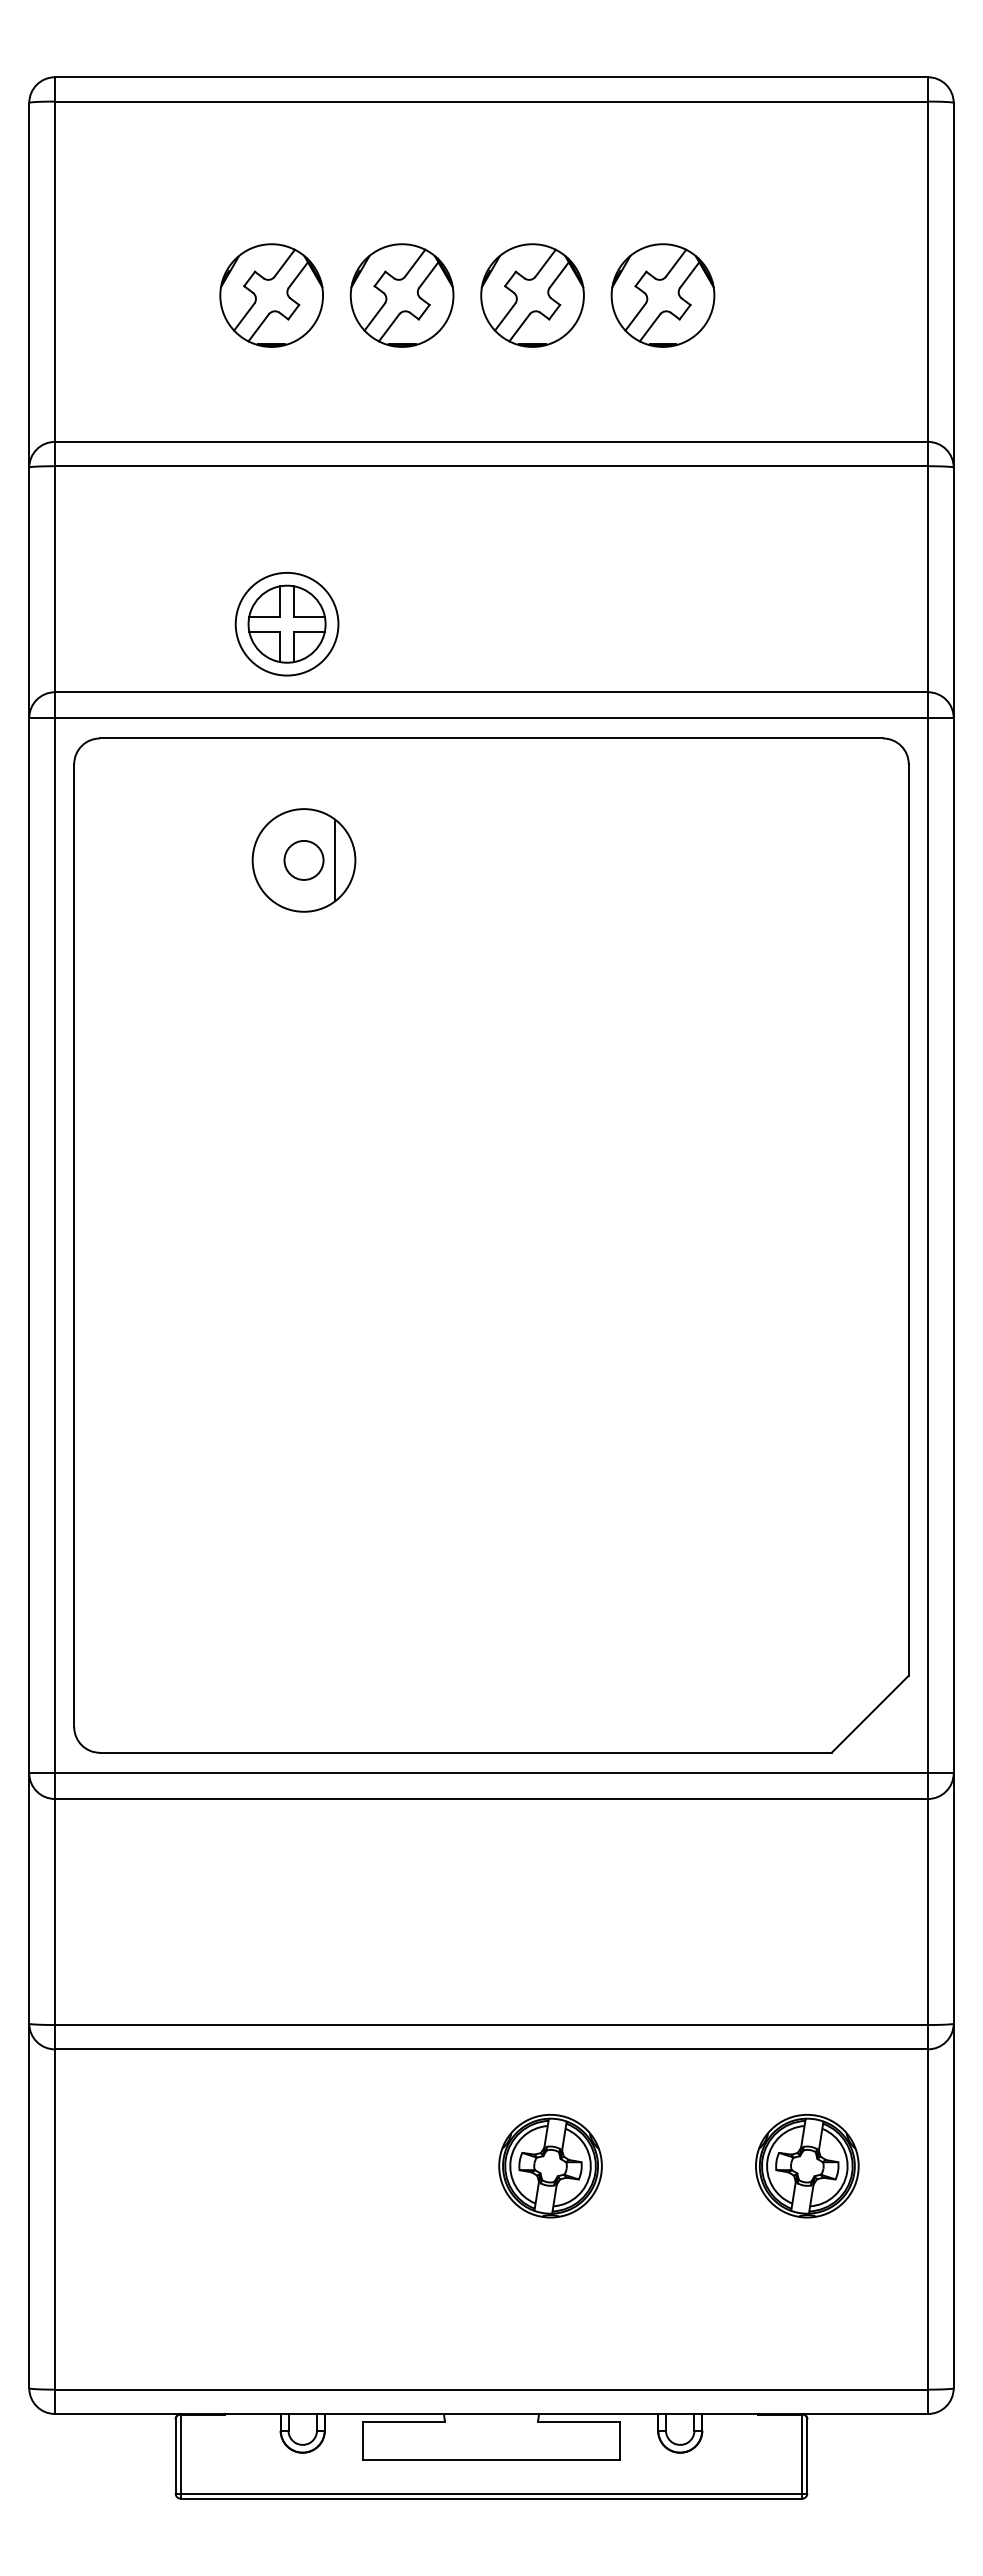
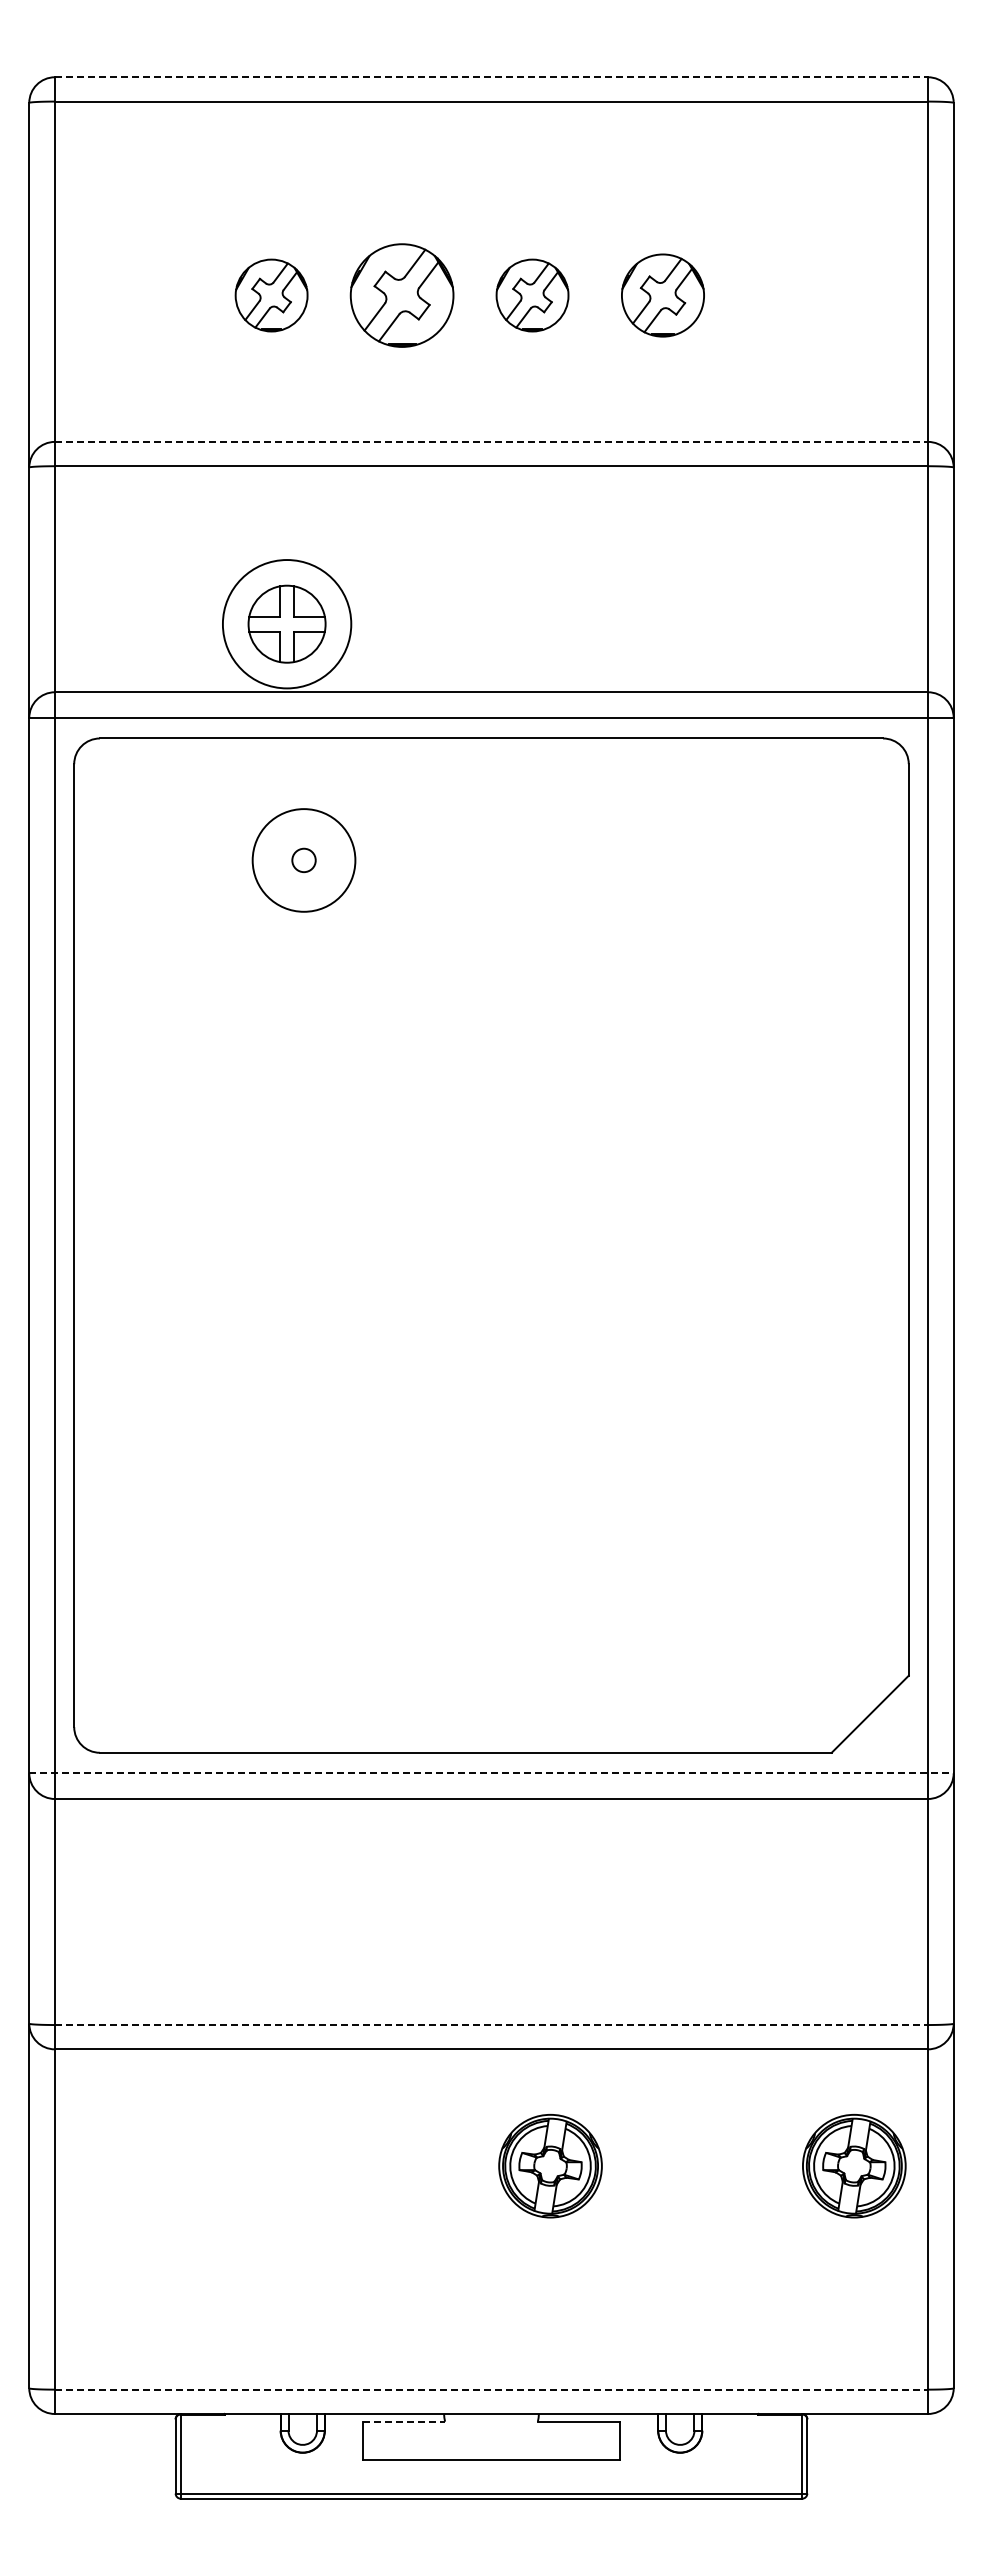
line: solid -> dashed (491, 77)
part size: 105x105 px -> 75x75 px (271, 295)
part size: 105x105 px -> 75x75 px (532, 295)
part size: 106x105 px -> 84x85 px (662, 295)
line: solid -> dashed (491, 441)
circle diameter: 103 px -> 128 px (286, 624)
circle diameter: 39 px -> 23 px (303, 860)
line: present -> none (335, 860)
line: solid -> dashed (491, 1773)
line: solid -> dashed (491, 2025)
part position: (807, 2166) -> (854, 2166) (854, 2166)
line: solid -> dashed (491, 2389)
line: solid -> dashed (404, 2421)
